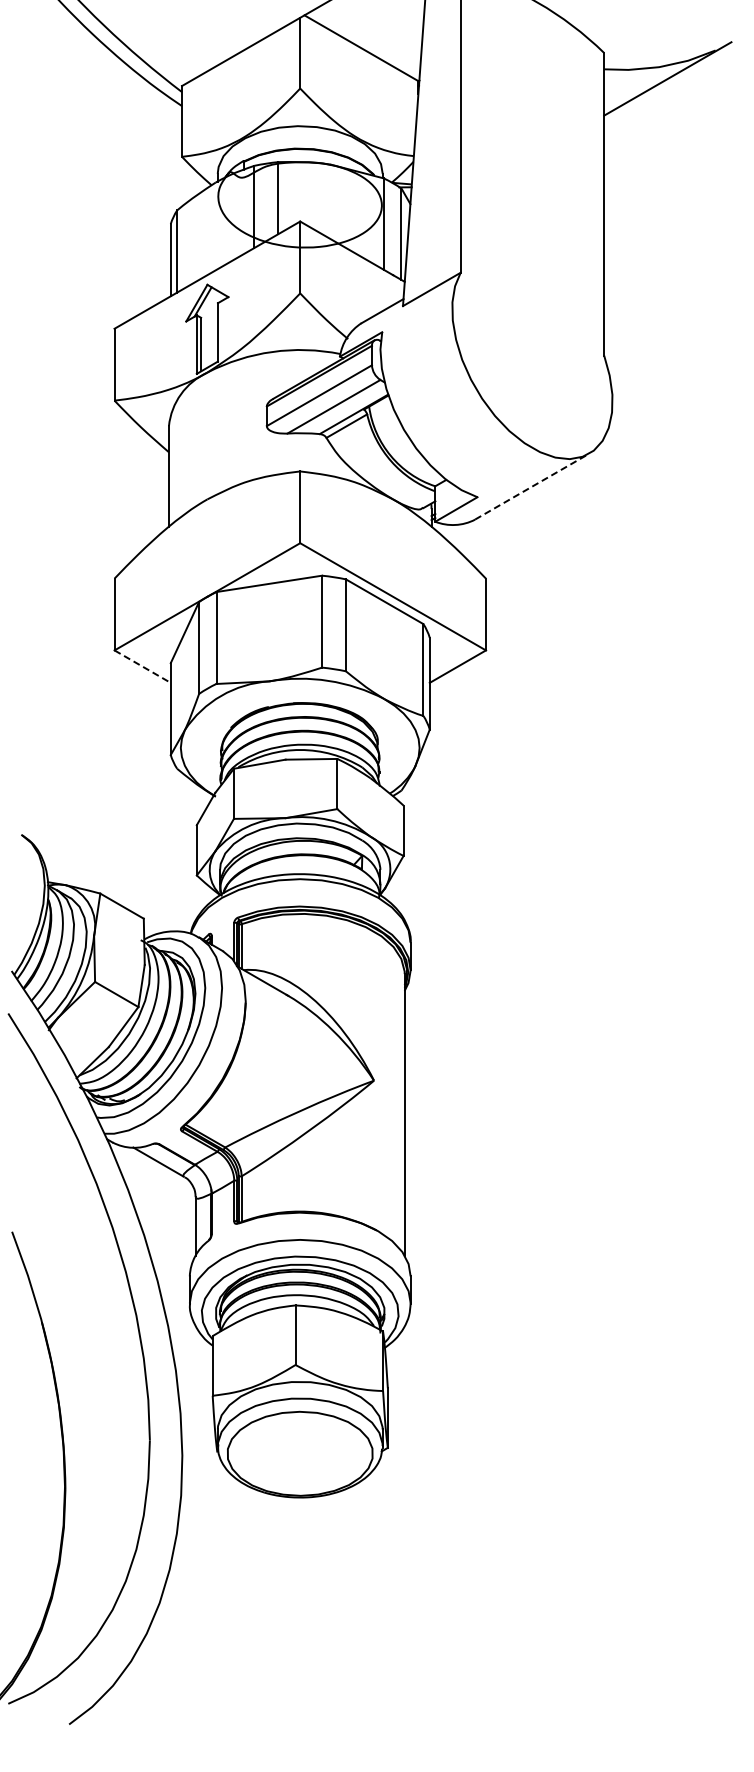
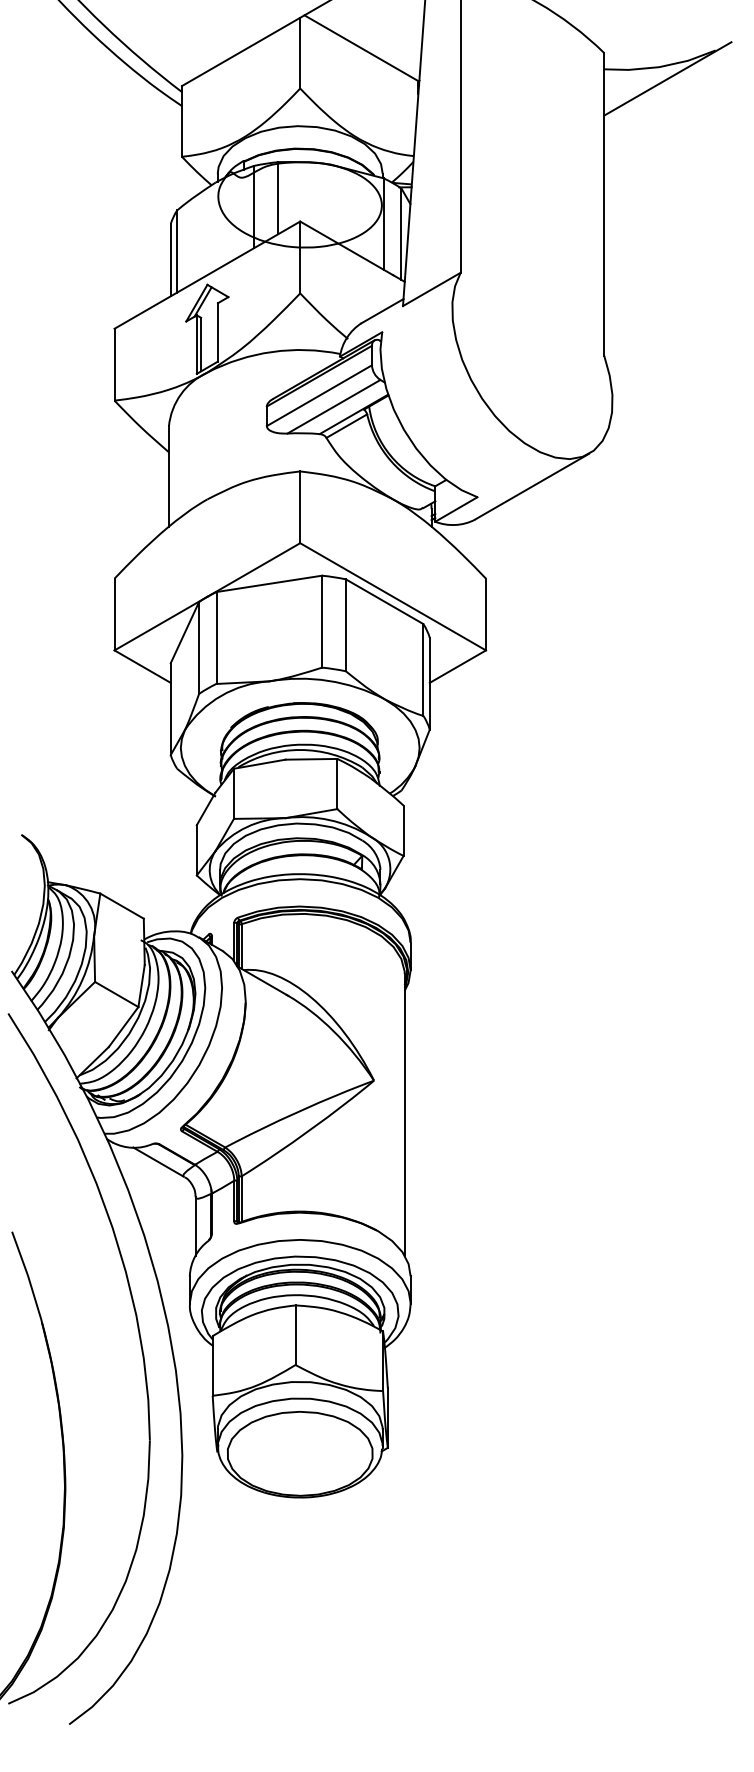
line: dashed -> solid (532, 486)
line: dashed -> solid (143, 666)
